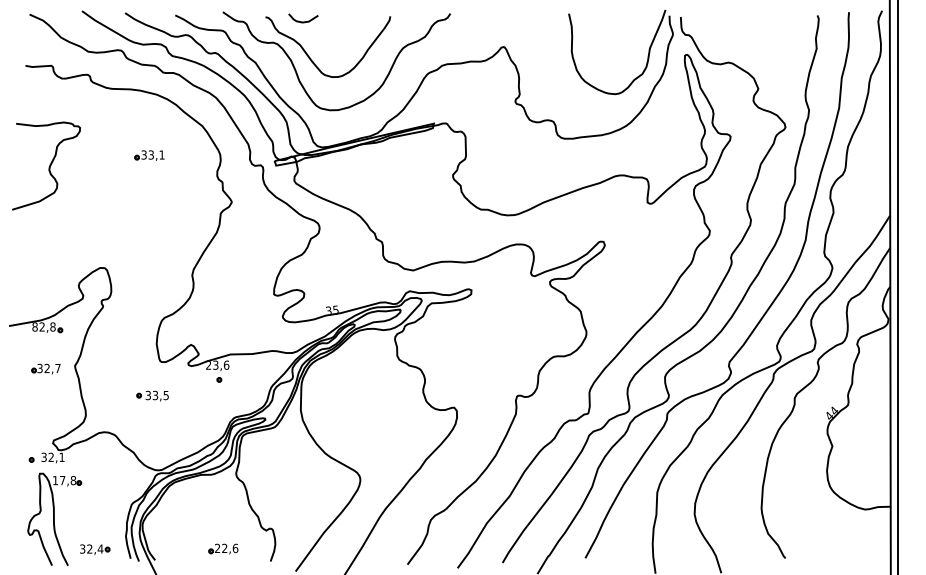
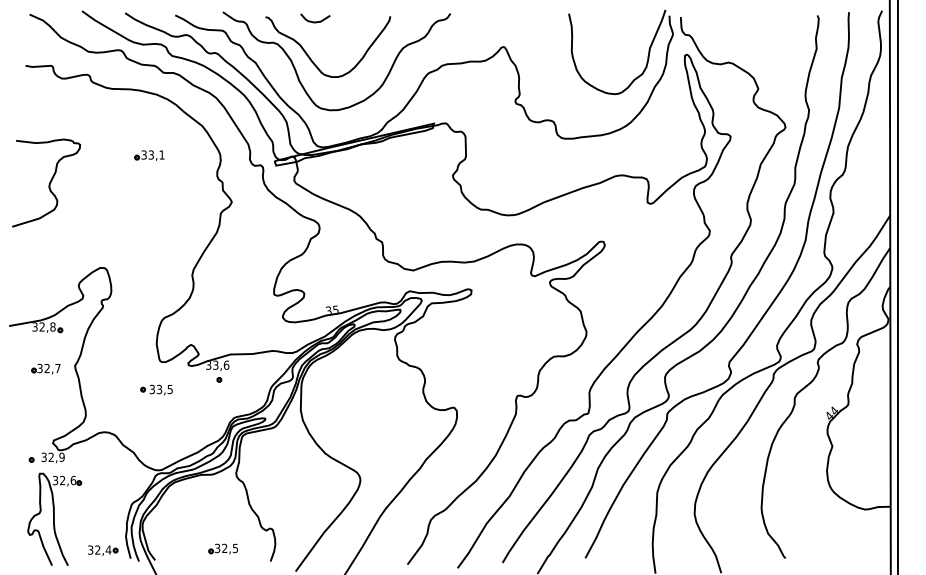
curve position: (303, 21) -> (315, 21) (315, 21)
curve position: (48, 167) -> (48, 184) (48, 184)
text: 82,8 -> 32,8 (34, 327)
text: 23,6 -> 33,6 (208, 365)
part position: (152, 395) -> (156, 389) (156, 389)
text: 32,1 -> 32,9 (61, 456)
text: 17,8 -> 32,6 (64, 480)
text: 22,6 -> 32,5 (226, 548)
part position: (95, 549) -> (103, 550) (103, 550)
